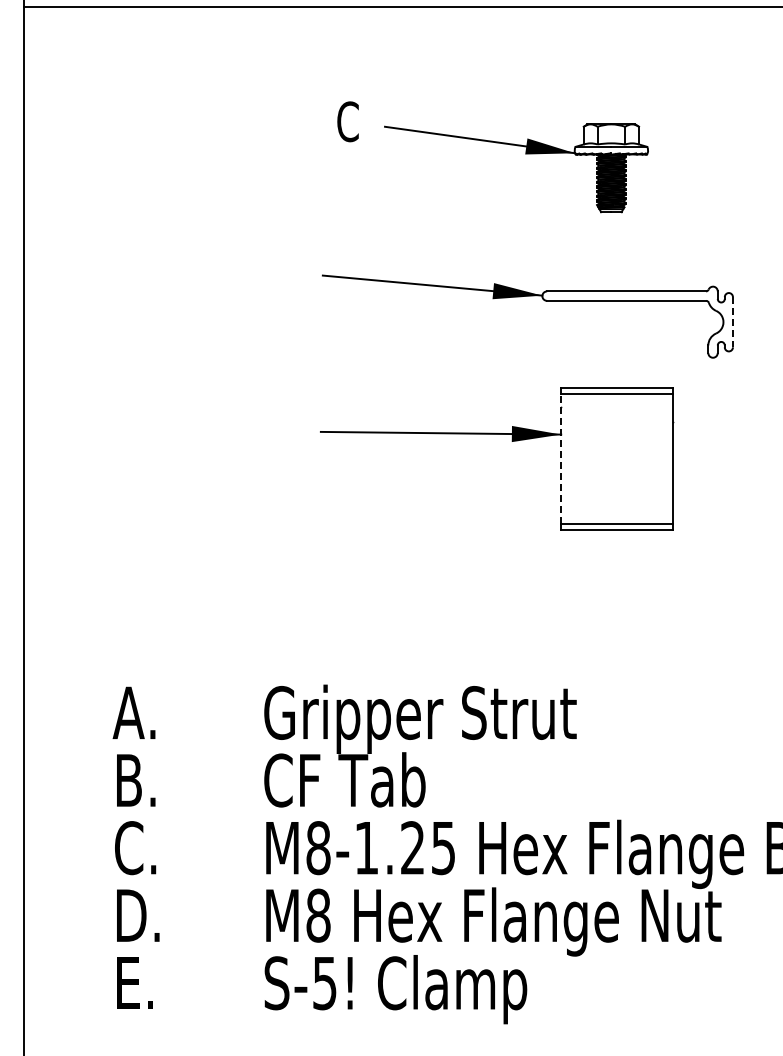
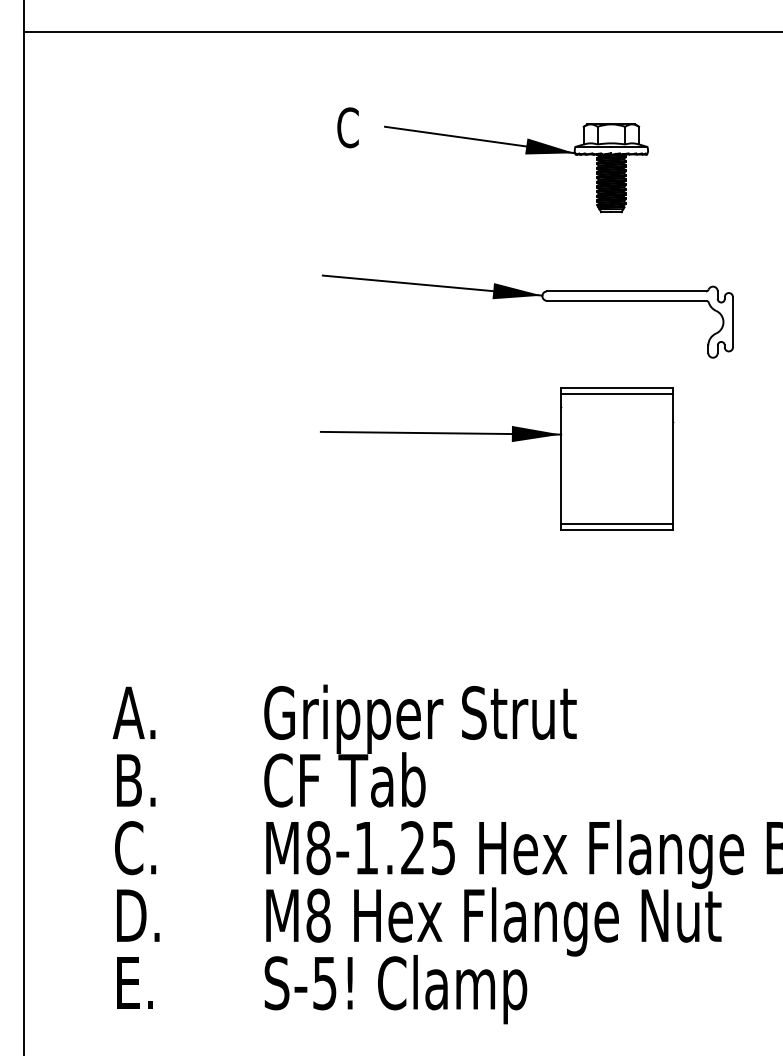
line position: (401, 6) -> (401, 31) (401, 31)
text position: (347, 121) -> (347, 127) (347, 127)
line: dashed -> solid (732, 322)
line: dashed -> solid (561, 458)
